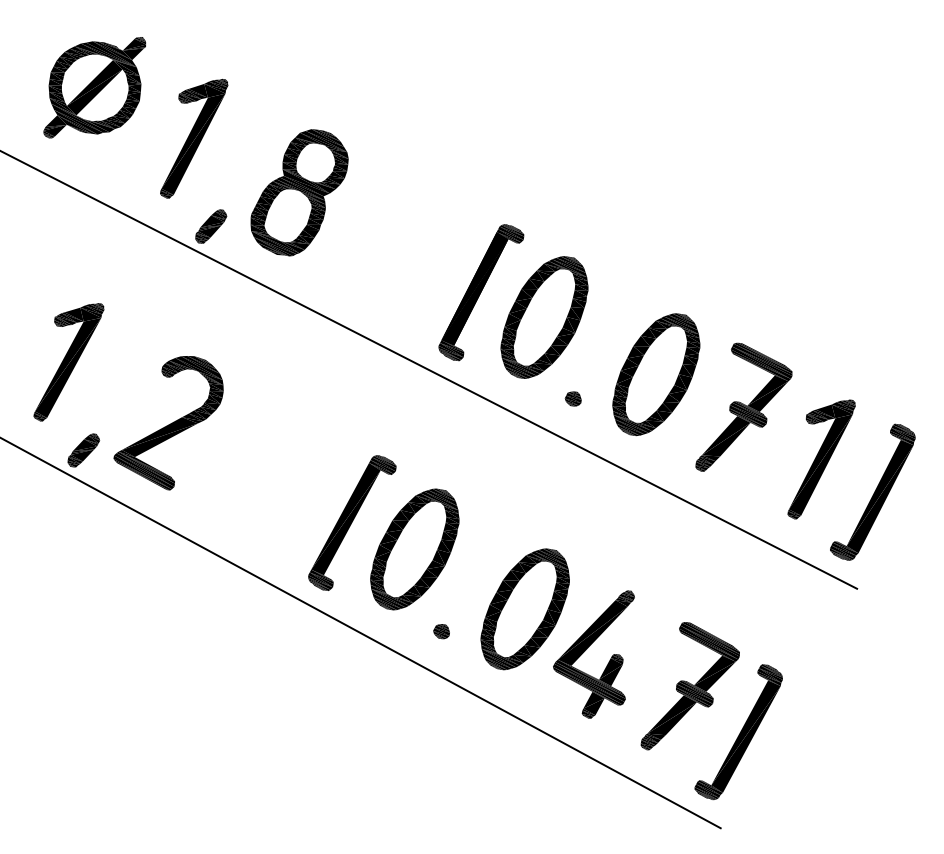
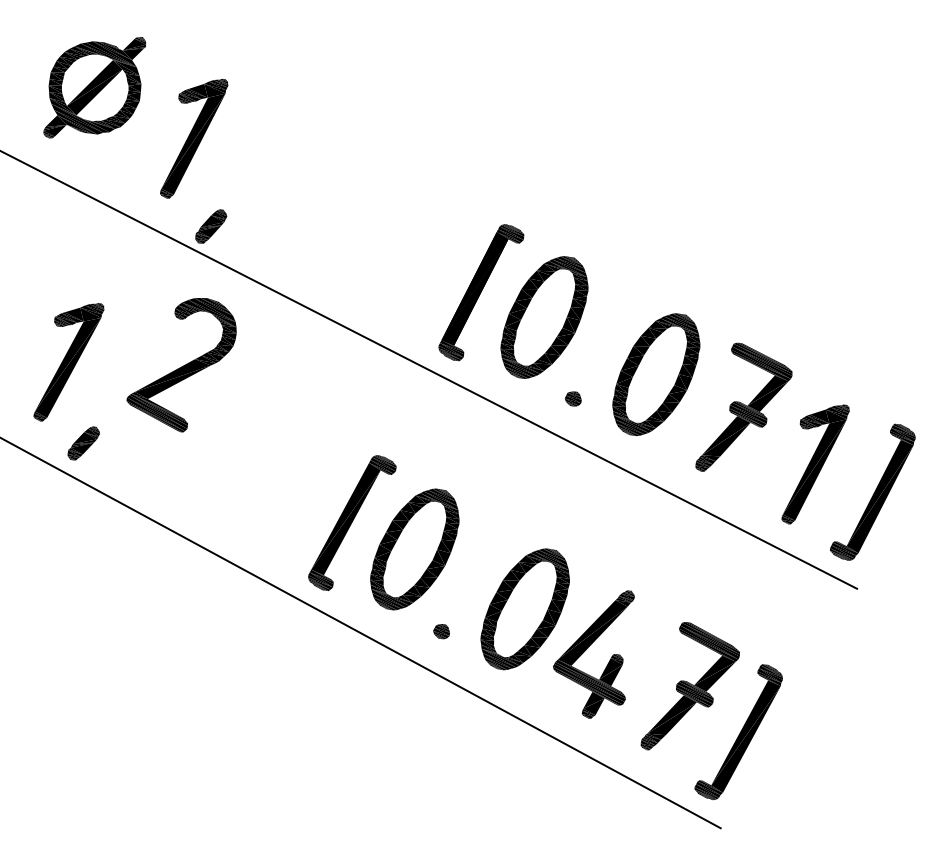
part: present -> none (299, 192)
part position: (168, 423) -> (181, 365) (181, 365)
part position: (83, 450) -> (83, 443) (83, 443)
part position: (821, 459) -> (815, 464) (815, 464)
